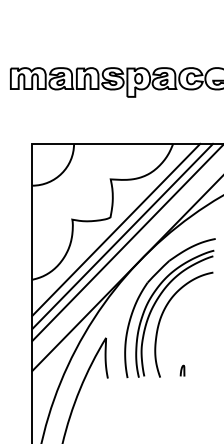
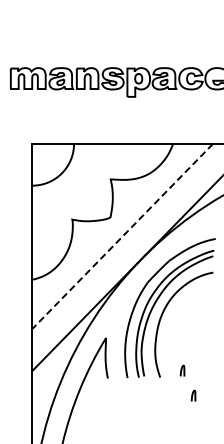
line: present -> none (116, 229)
line: solid -> dashed (122, 236)
line: present -> none (126, 244)
curve: none -> present (193, 395)
